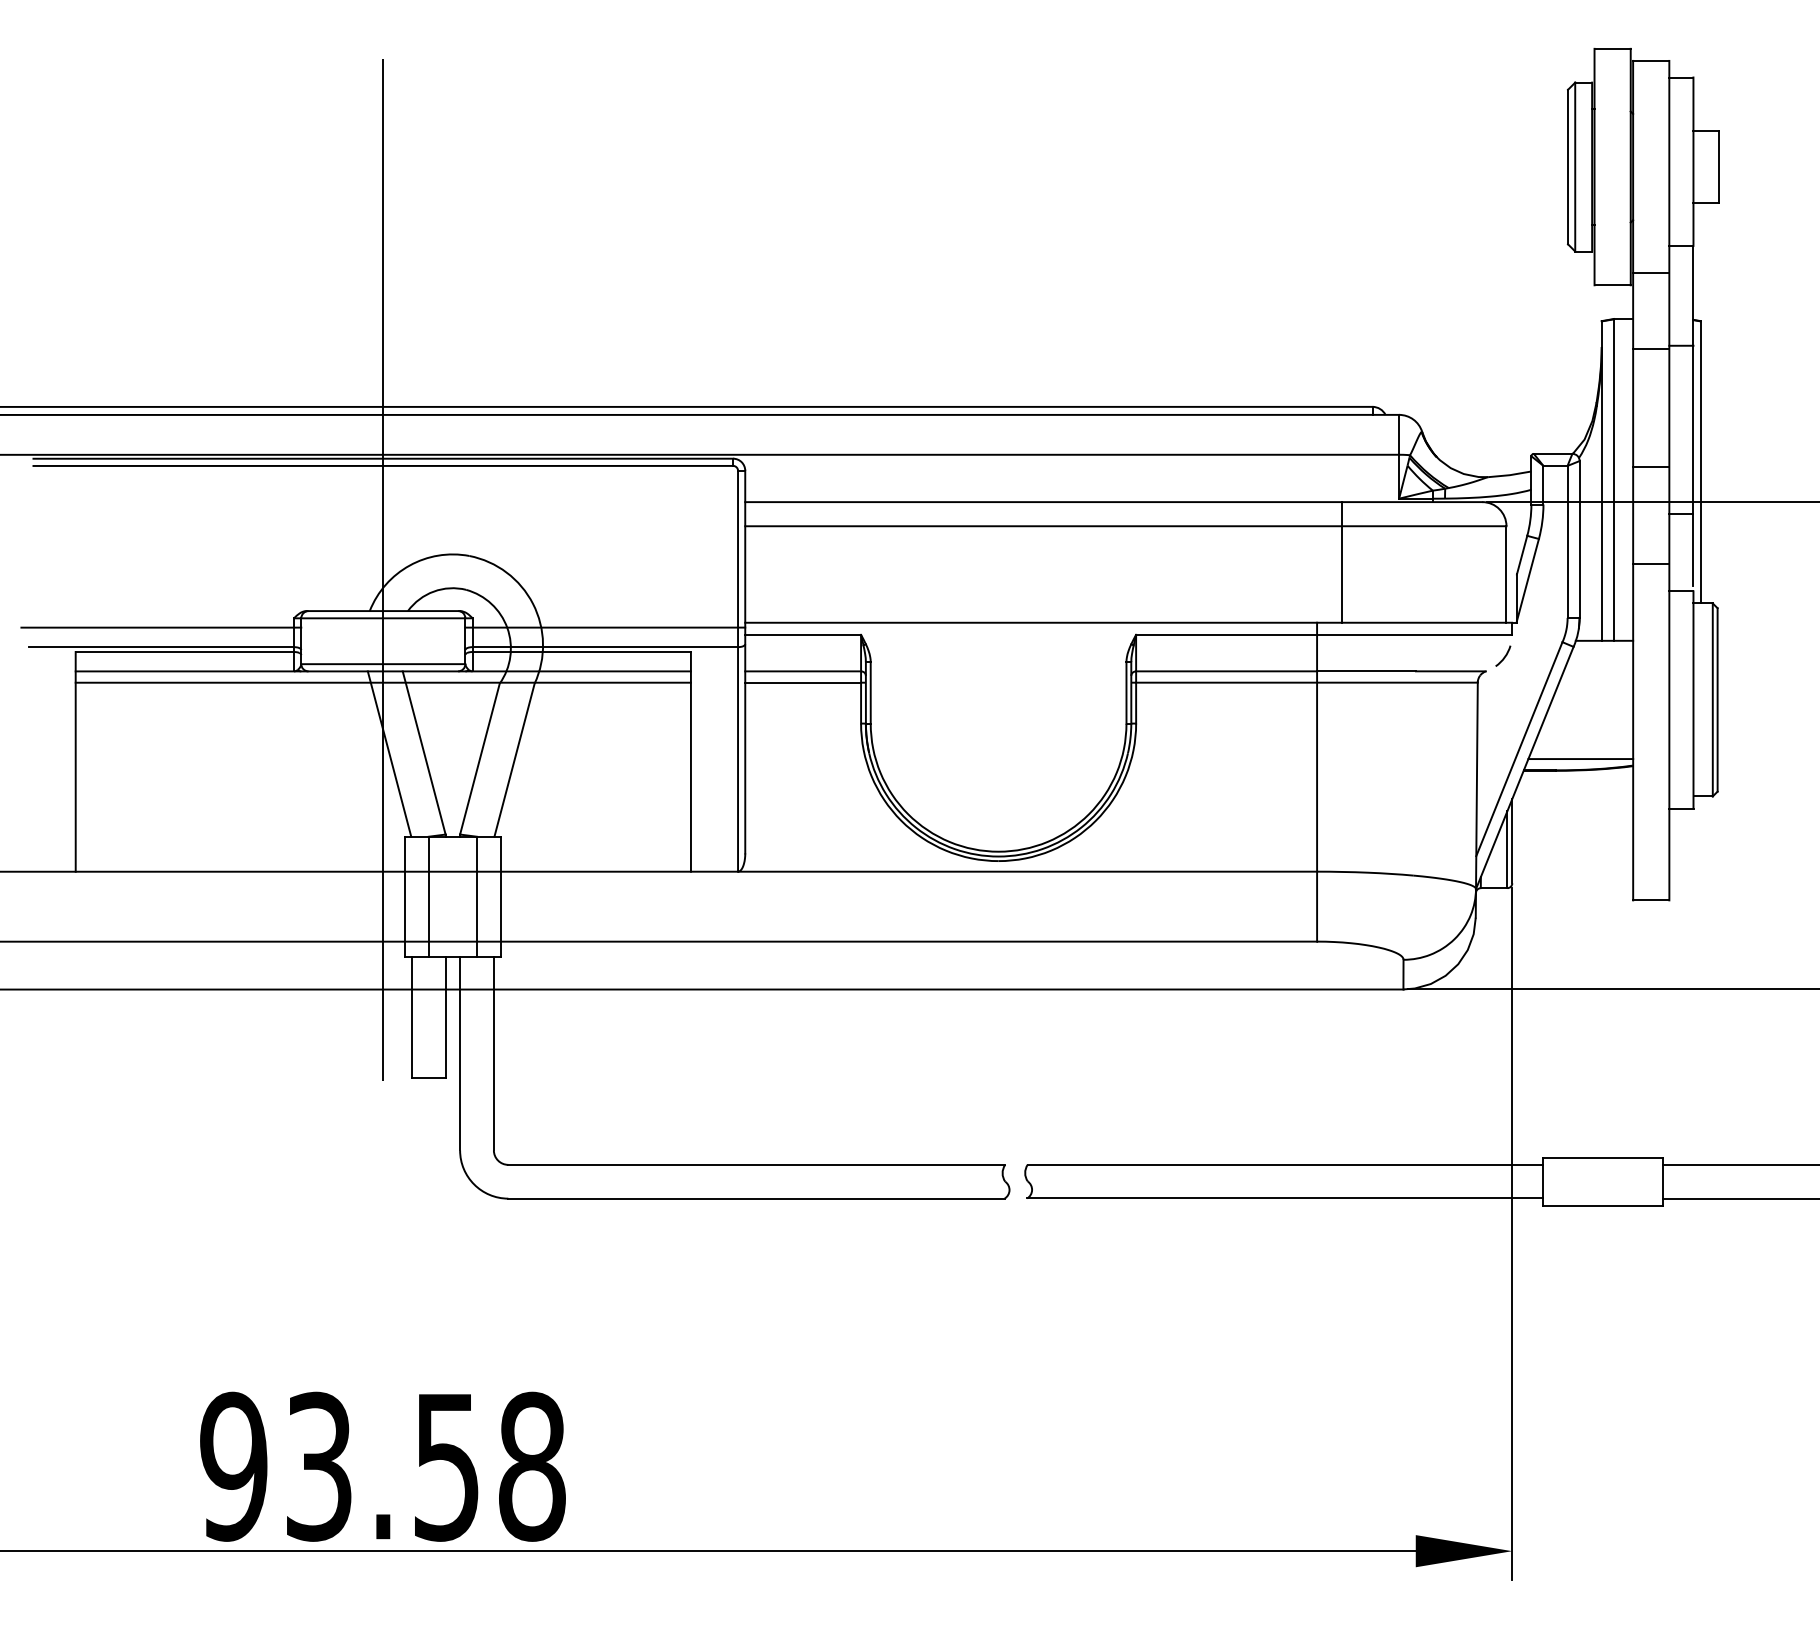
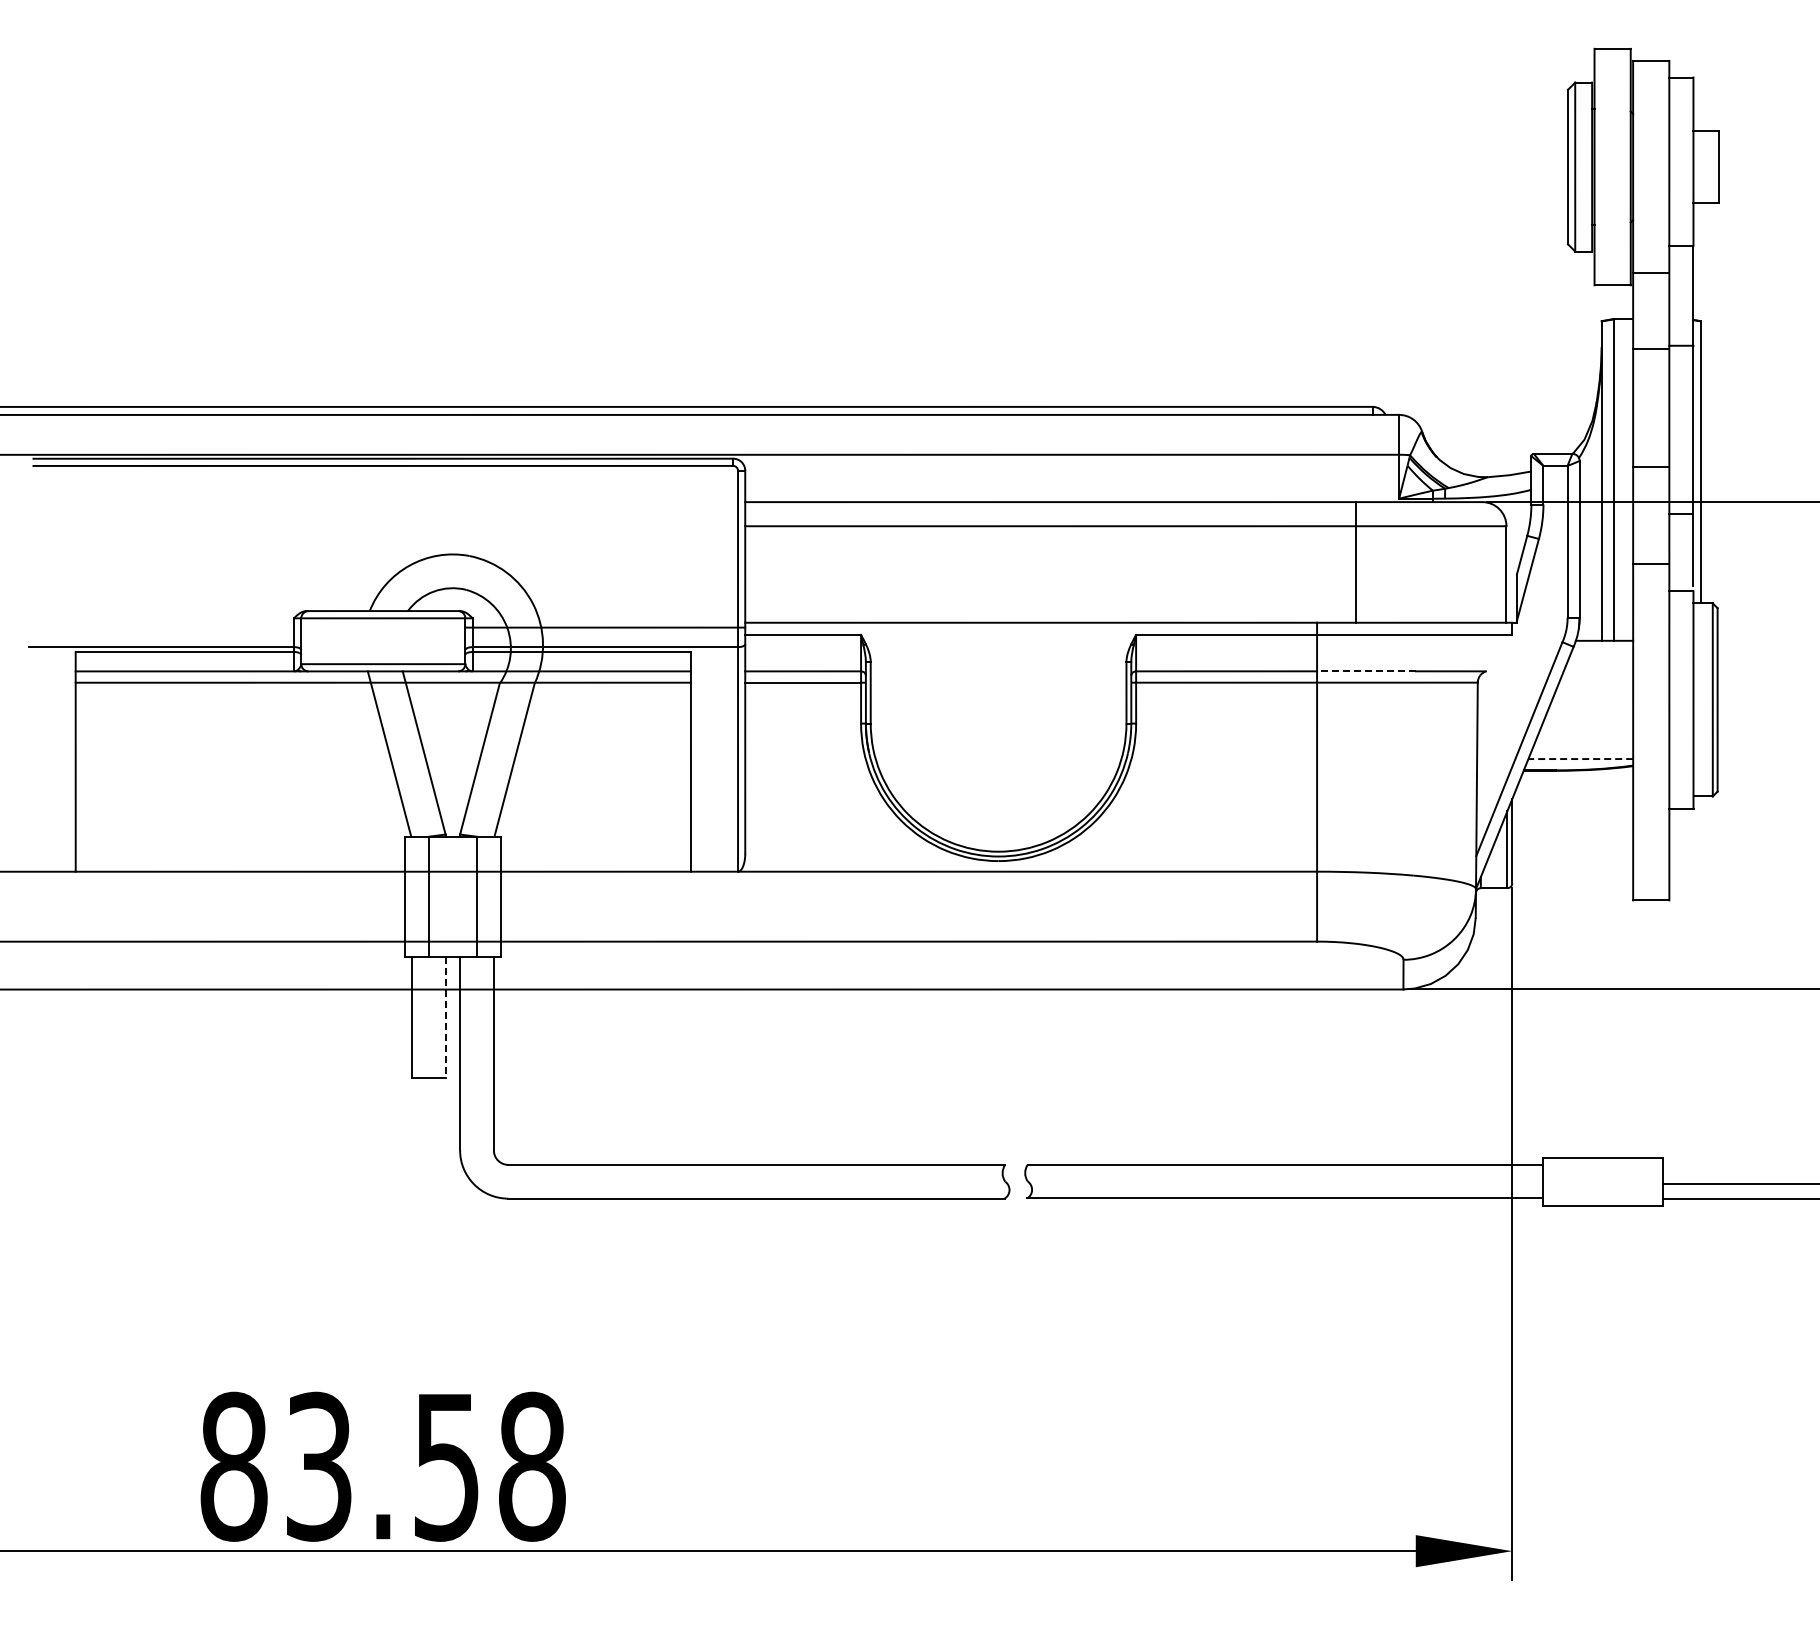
line position: (1342, 562) -> (1356, 562) (1356, 562)
line: present -> none (383, 569)
line: present -> none (161, 627)
arc: present -> none (1504, 655)
line: solid -> dashed (1366, 671)
line: solid -> dashed (1580, 759)
line: solid -> dashed (445, 1018)
line position: (1739, 1164) -> (1739, 1183) (1739, 1183)
text: 93.58 -> 83.58 (233, 1466)
